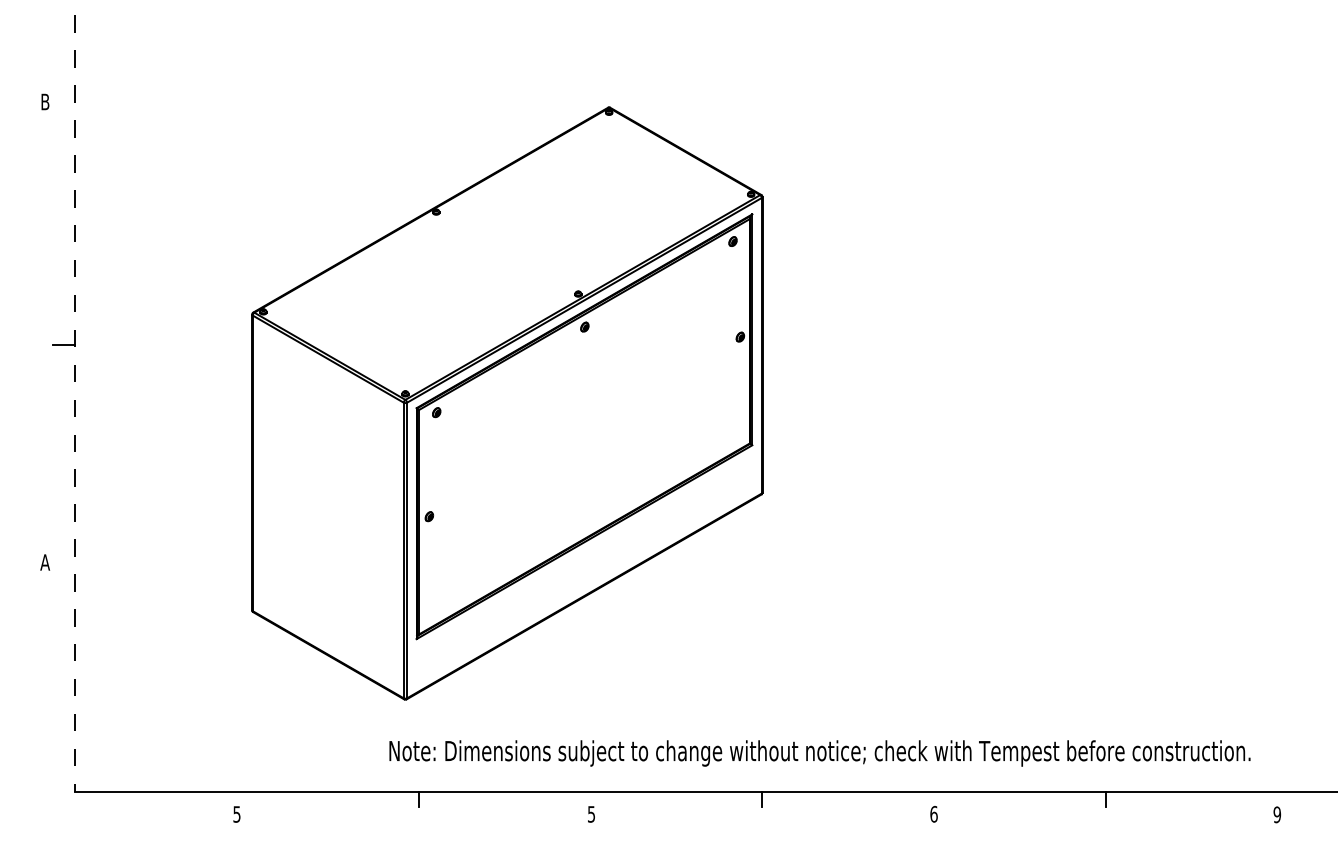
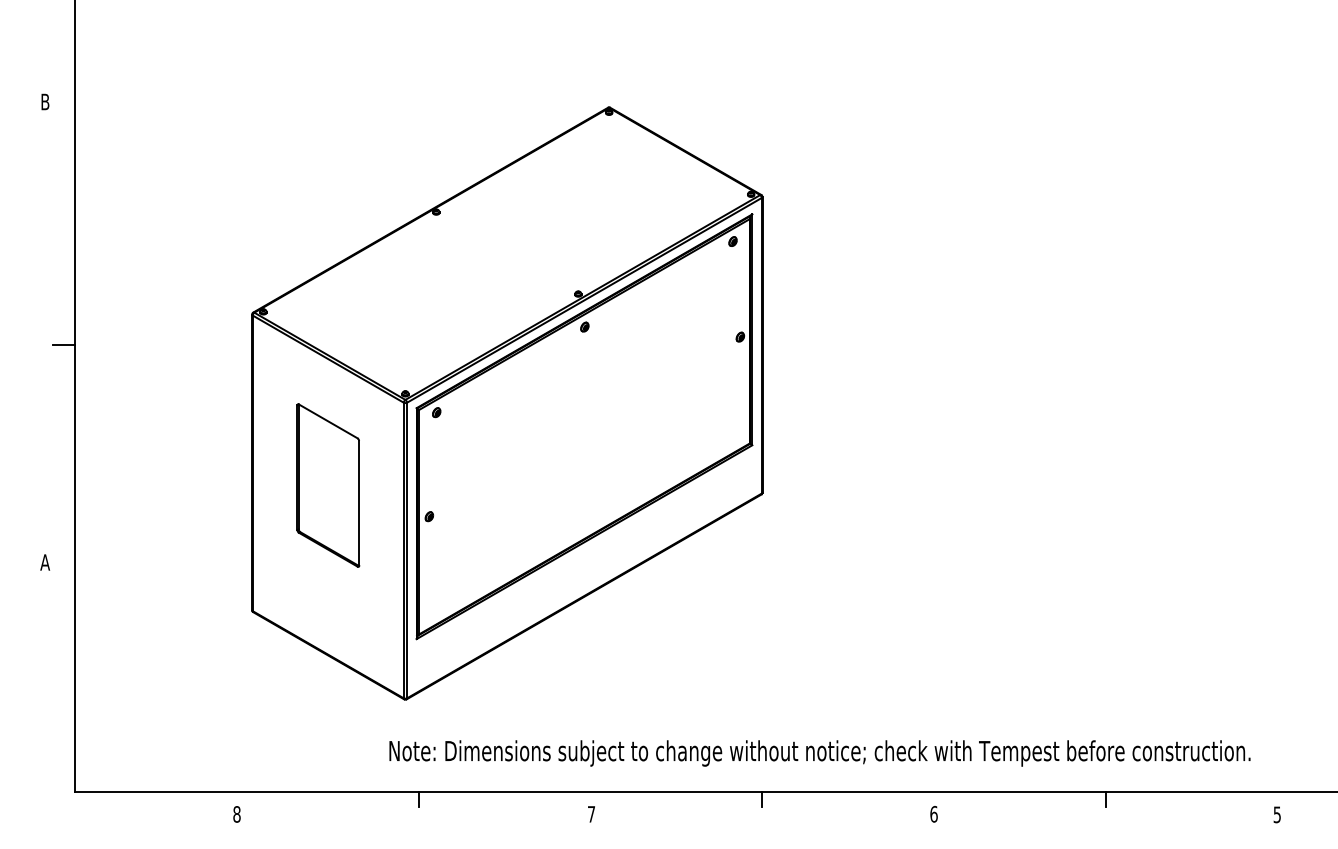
line: dashed -> solid (74, 396)
part: none -> present (328, 485)
text: 5 -> 8 (236, 814)
text: 5 -> 7 (591, 814)
text: 9 -> 5 (1277, 814)
